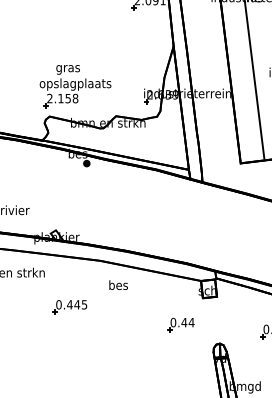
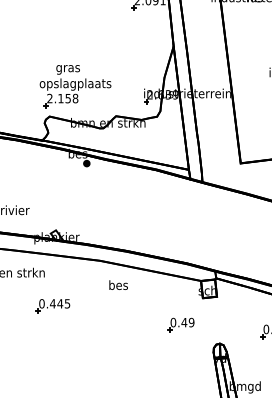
line: present -> none (254, 80)
part position: (69, 307) -> (52, 306) (52, 306)
text: 0.44 -> 0.49 (191, 322)
